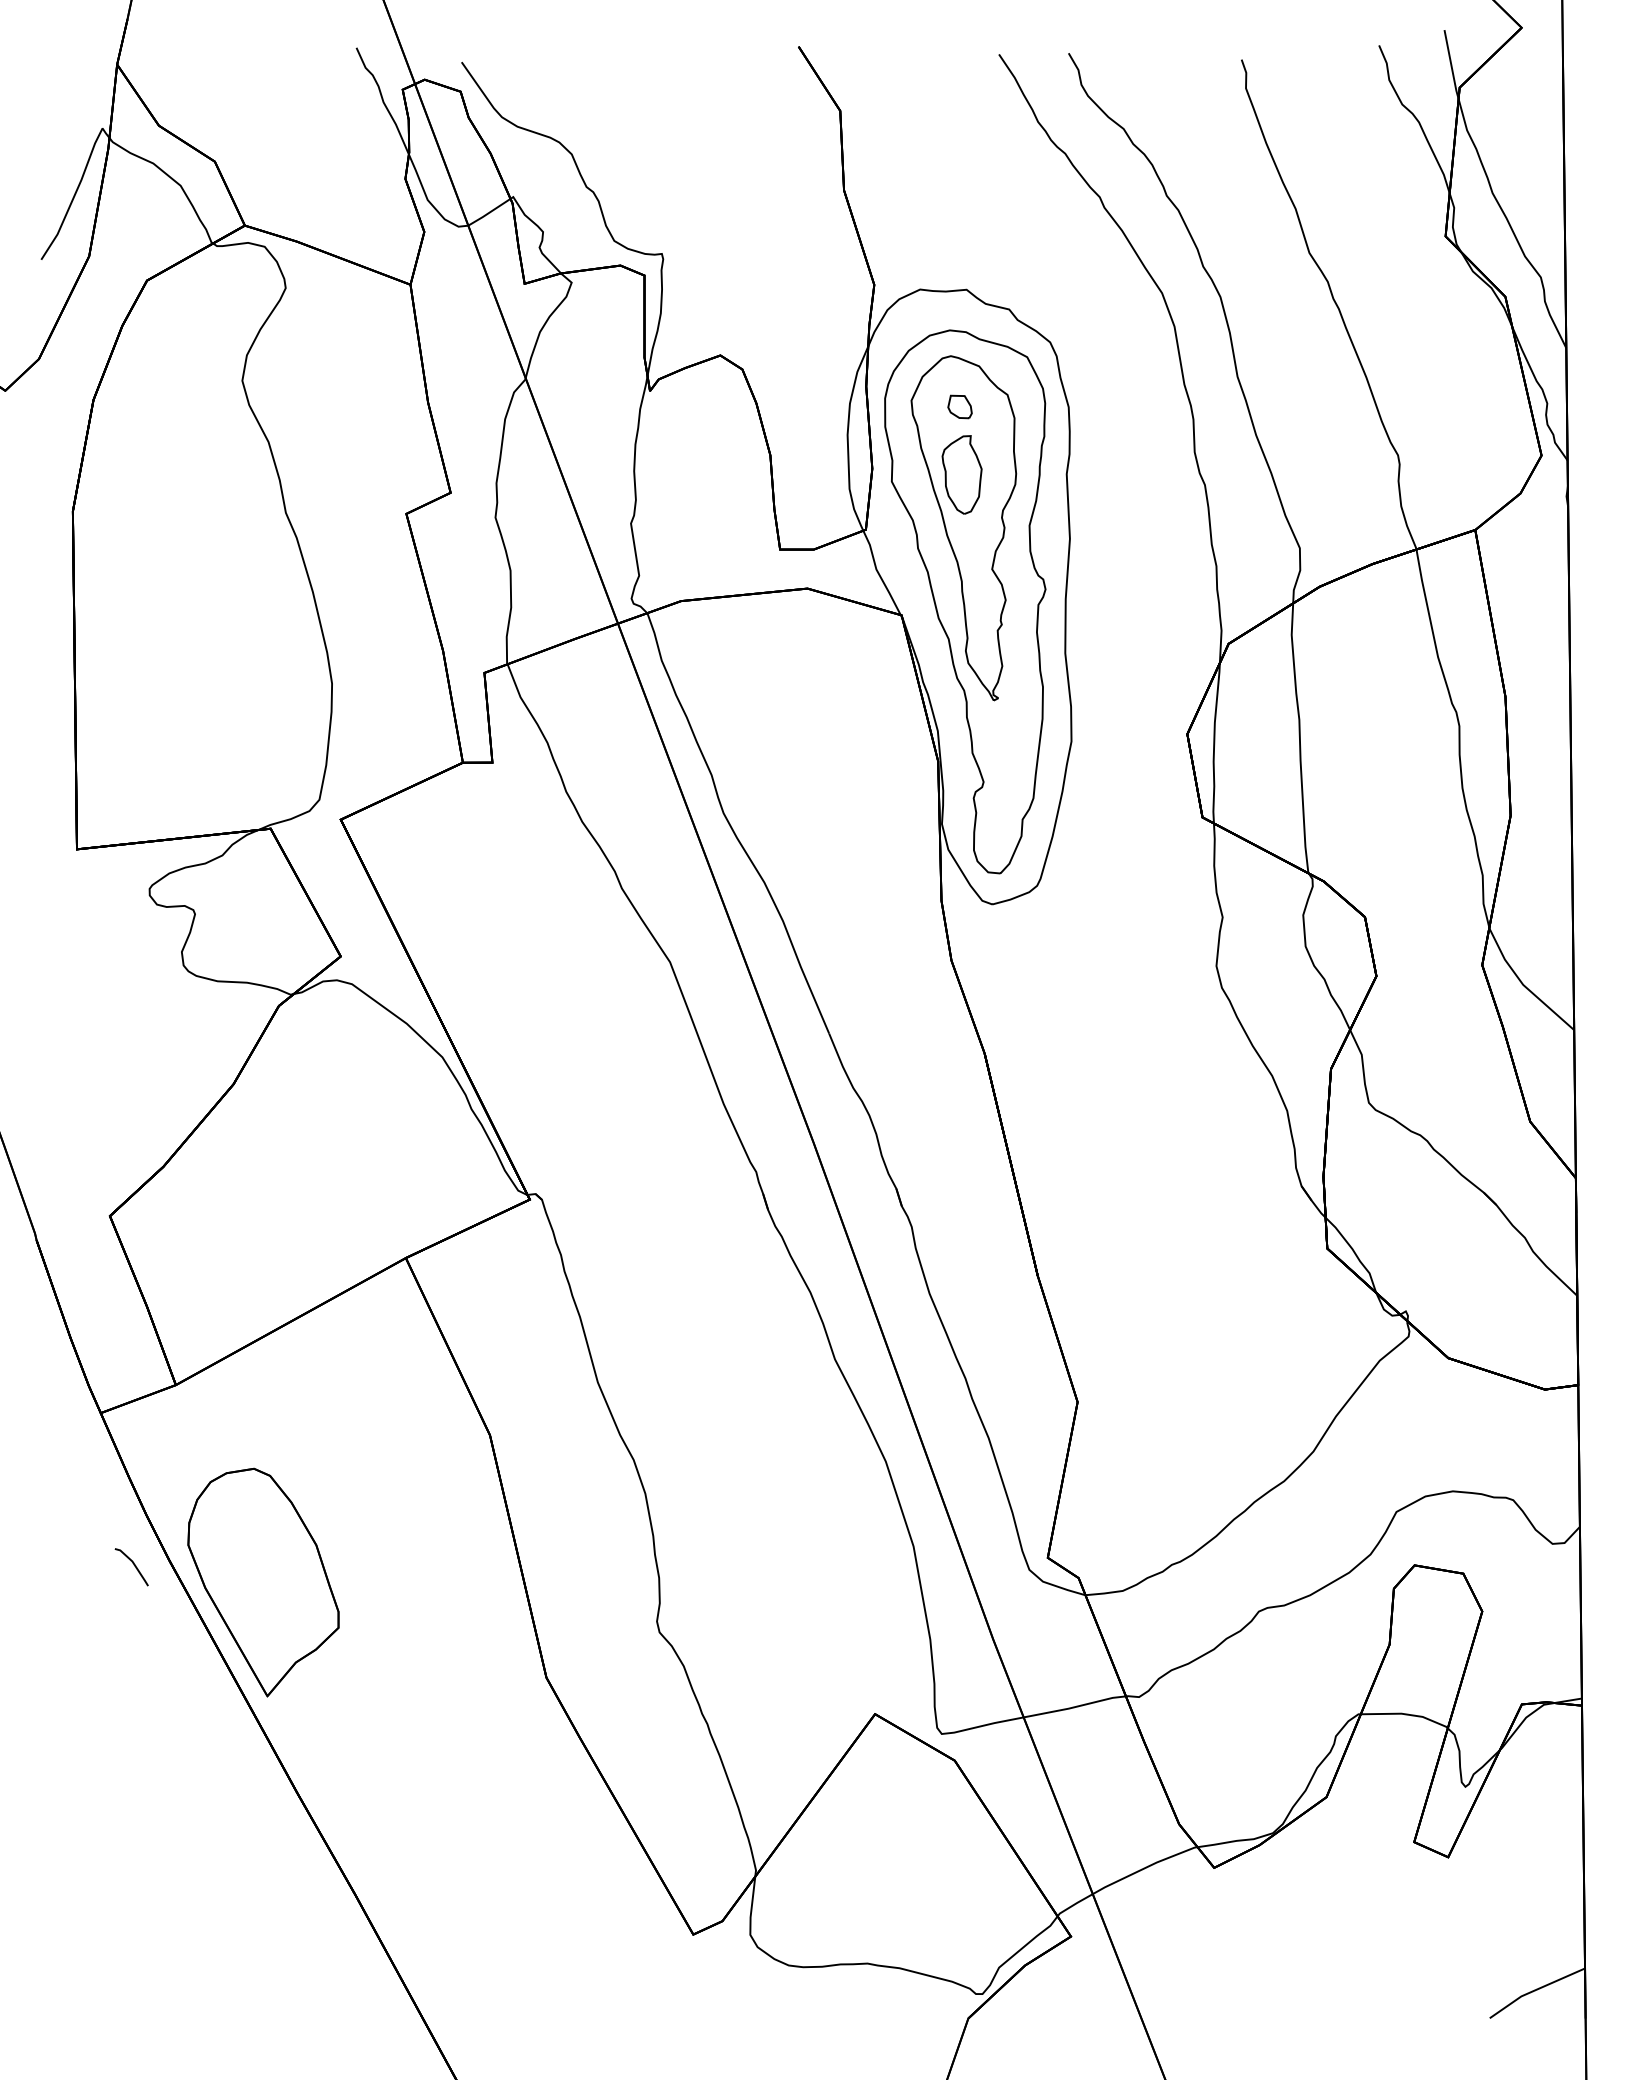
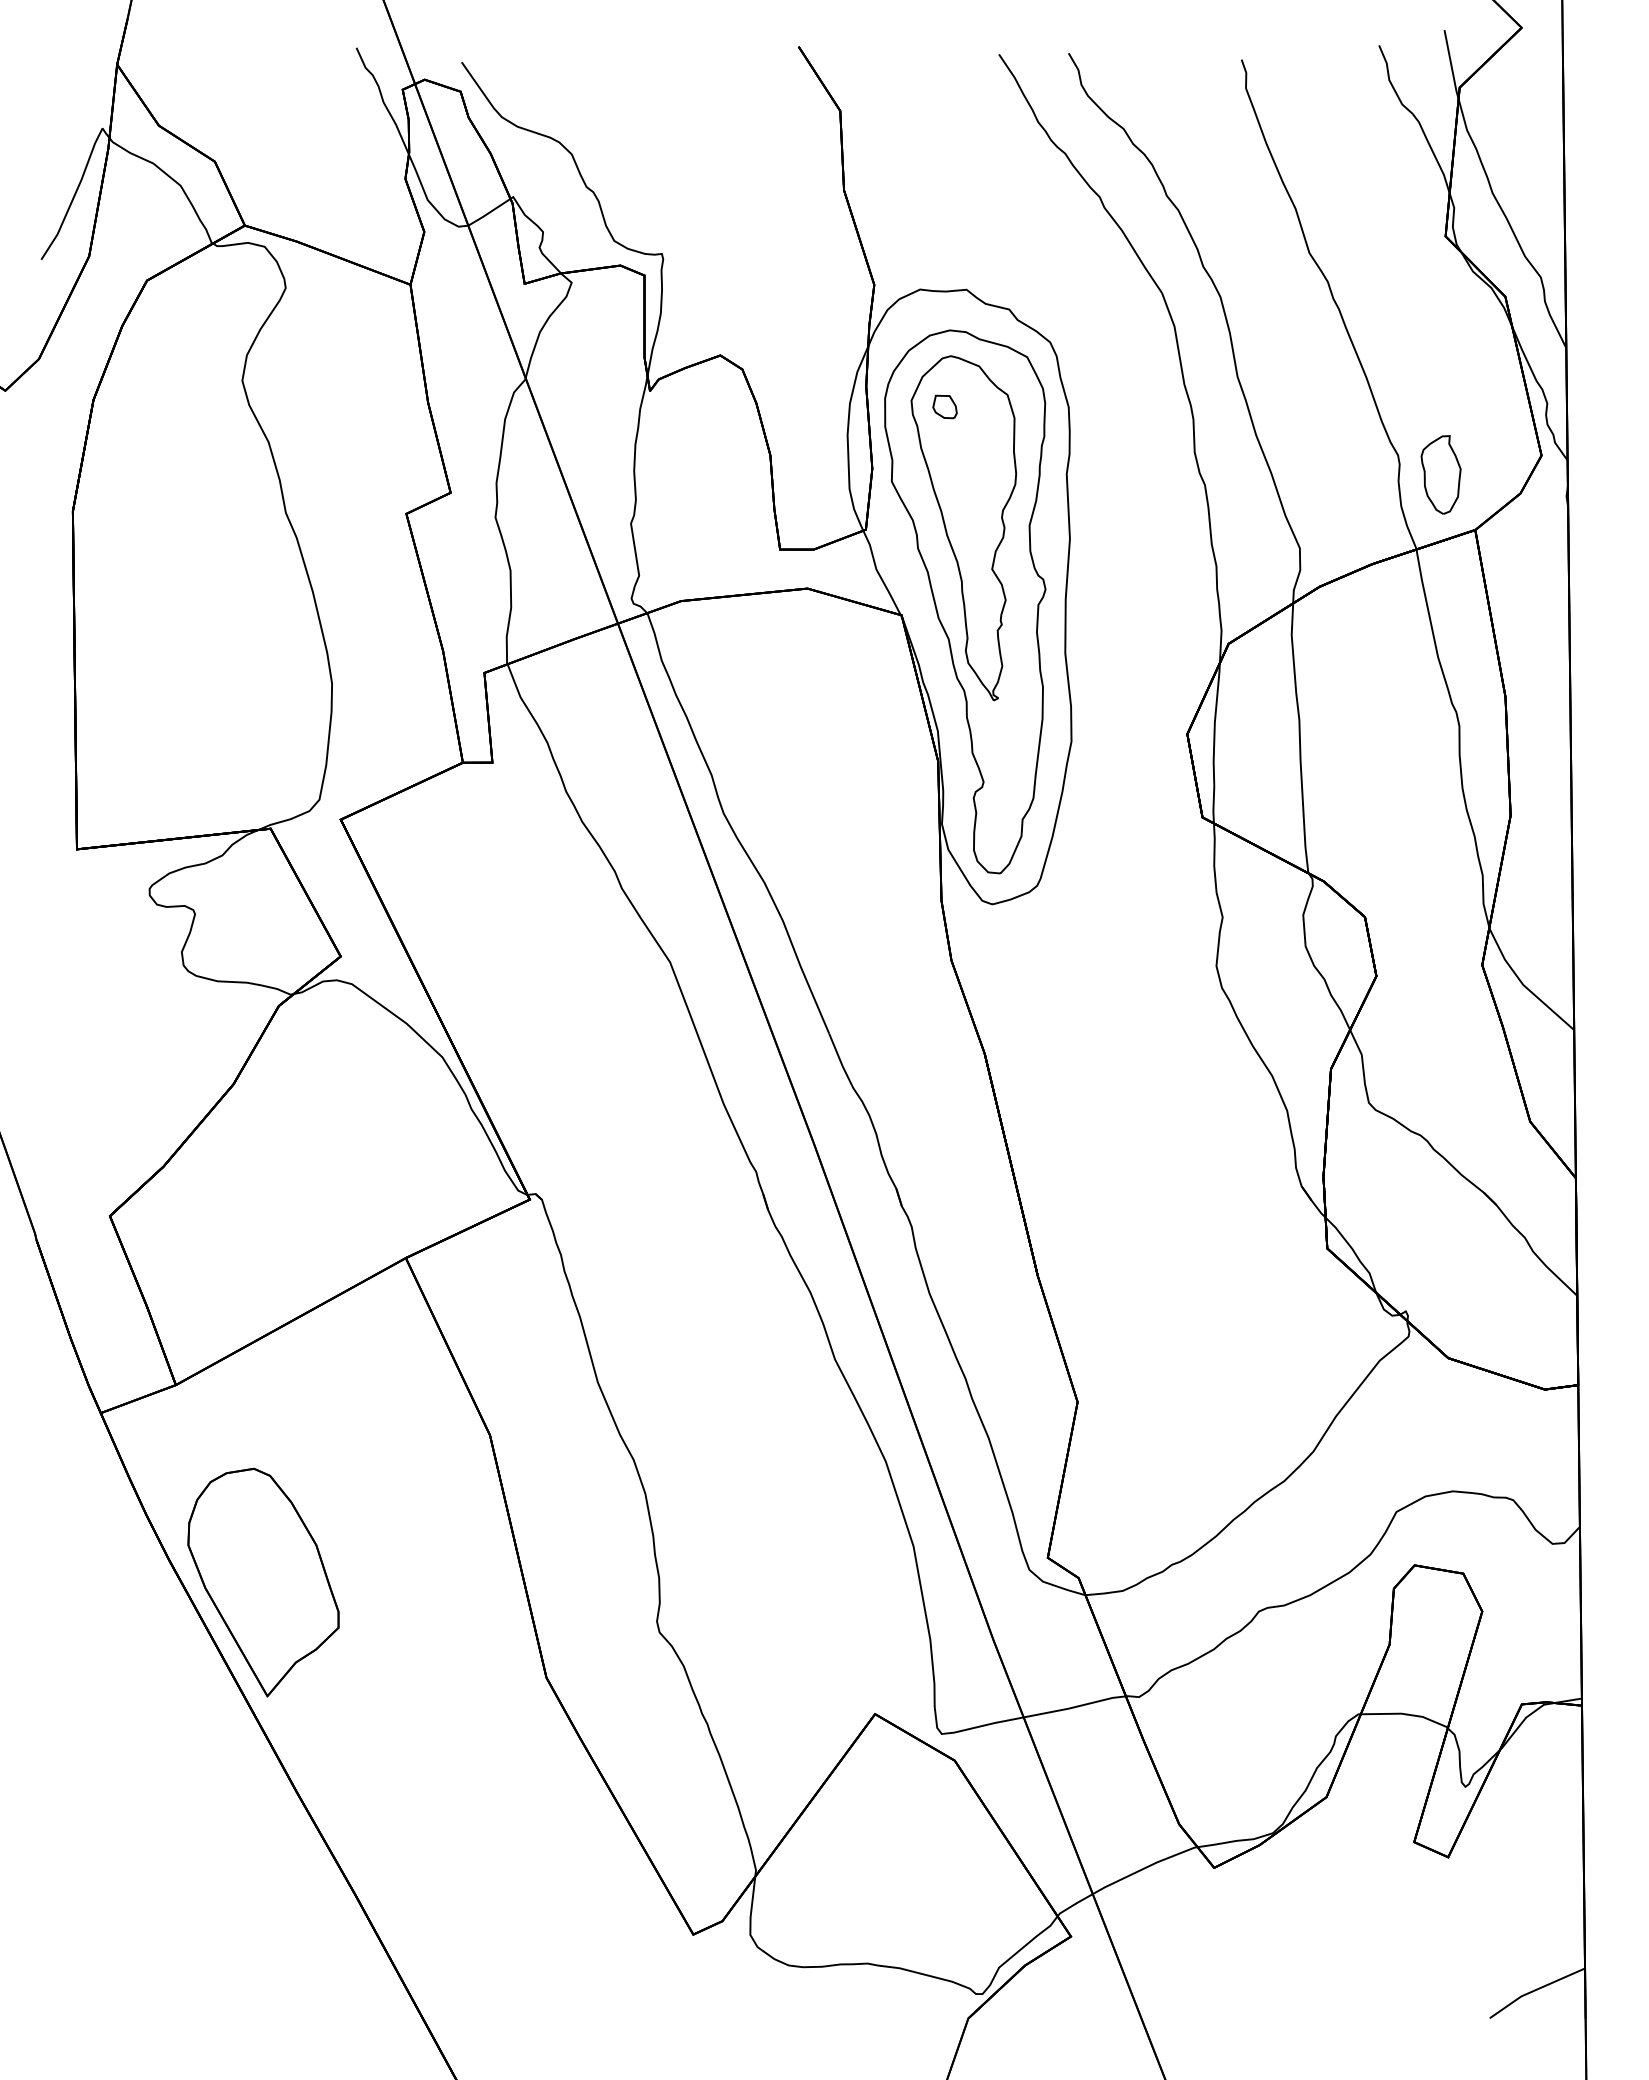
part position: (959, 406) -> (944, 406) (944, 406)
part position: (961, 474) -> (1440, 474) (1440, 474)
line: present -> none (133, 1565)
